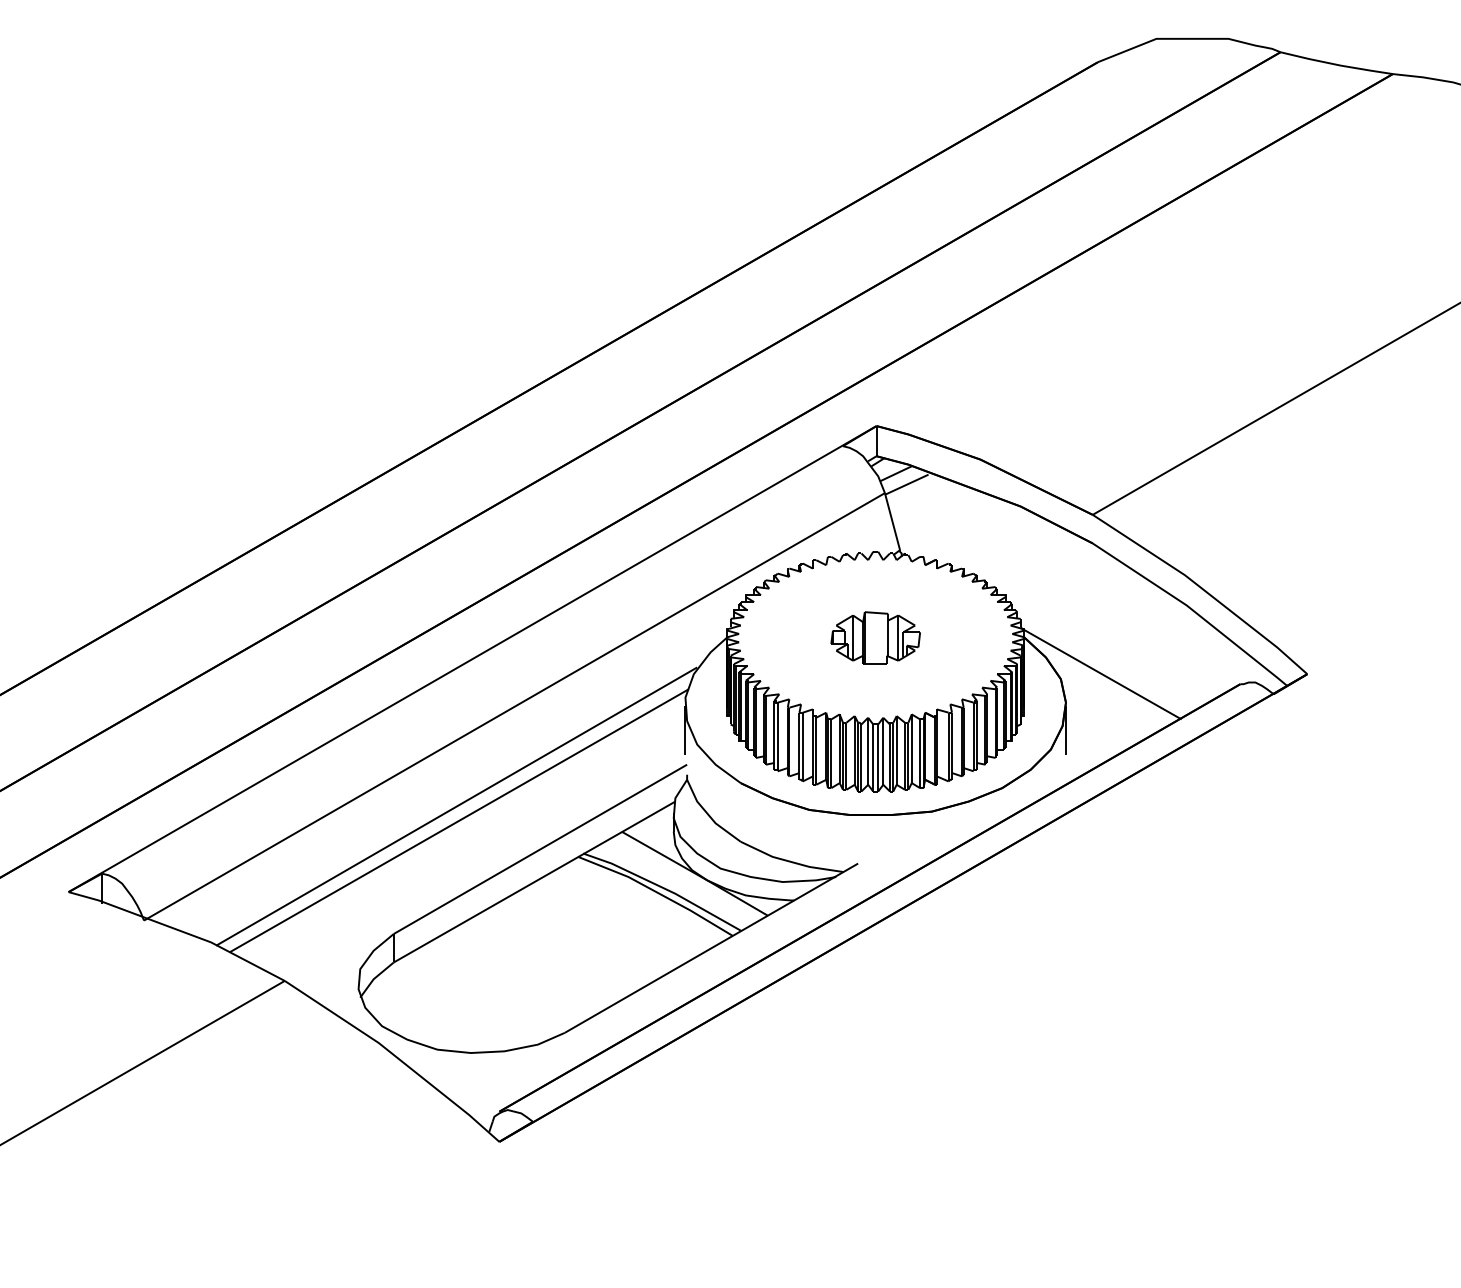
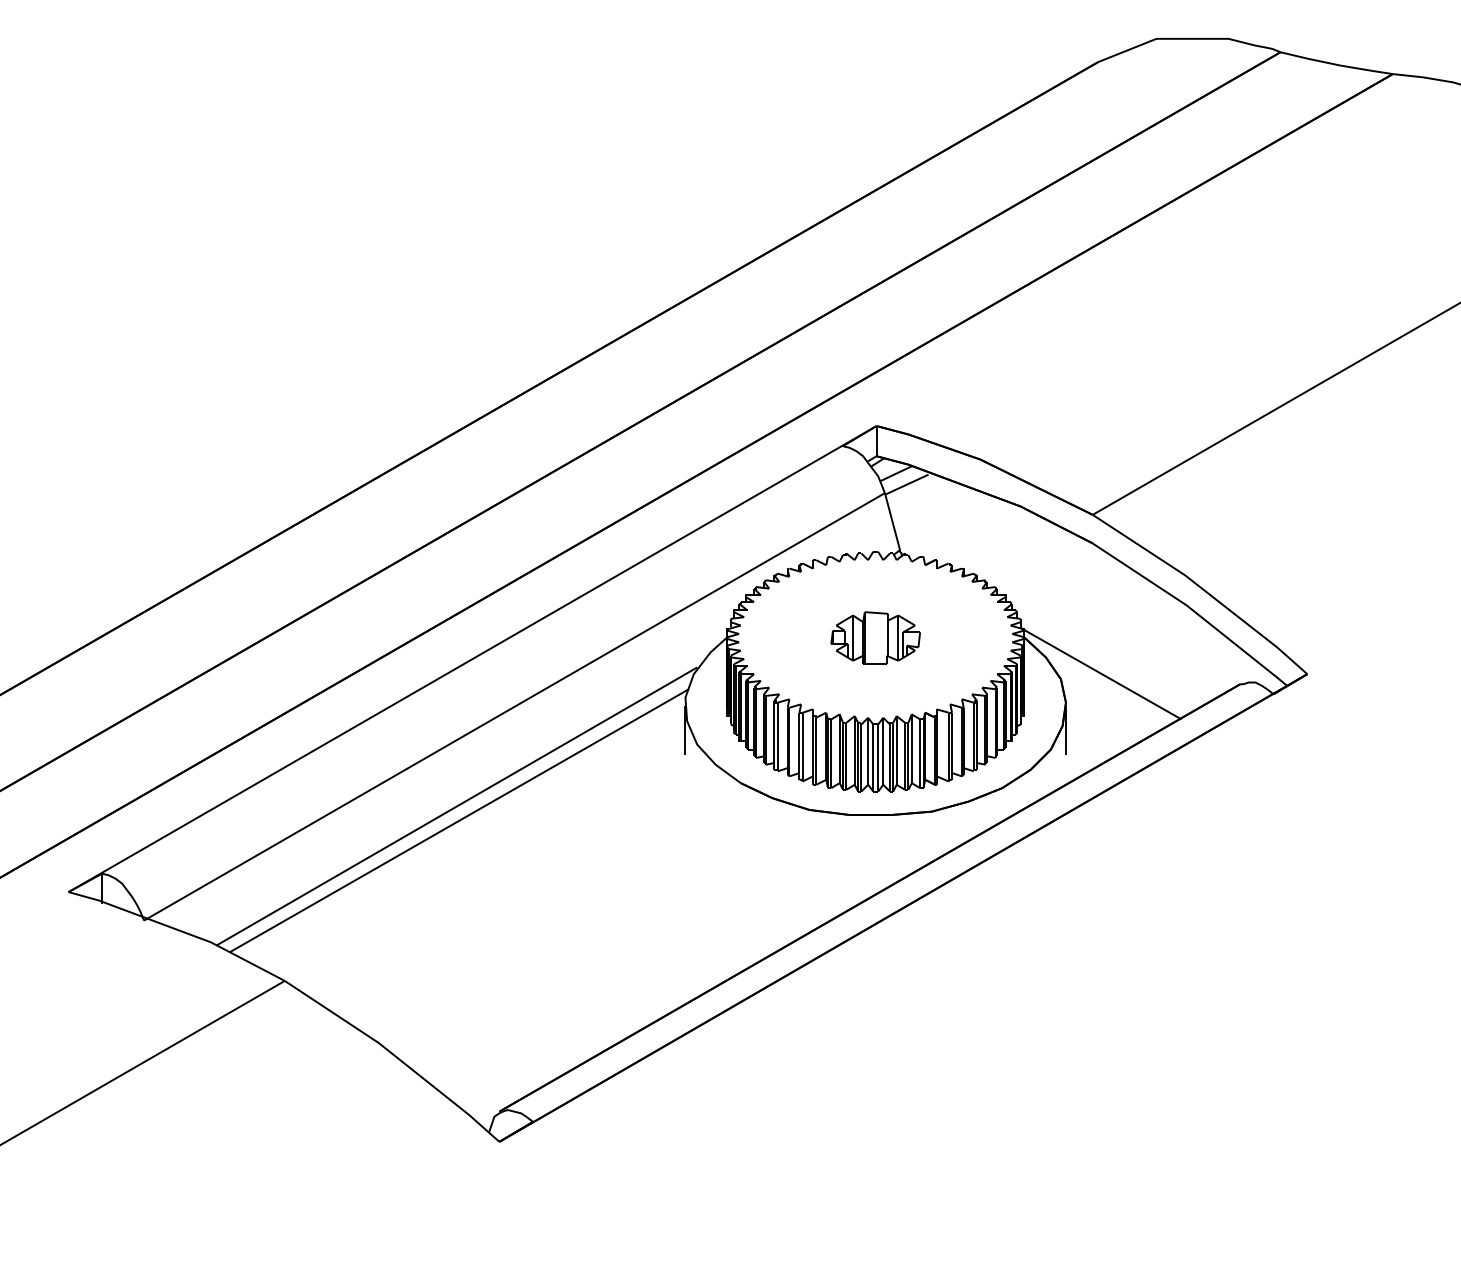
part: present -> none (607, 908)
